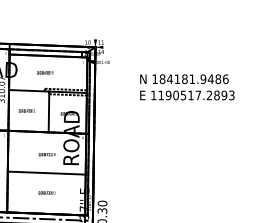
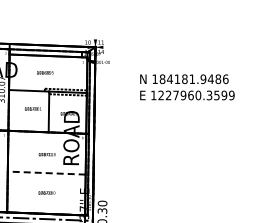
text: 1190517.2893 -> 1227960.3599 (196, 95)
text position: (27, 110) -> (33, 108) (33, 108)
line: solid -> dashed (46, 173)
